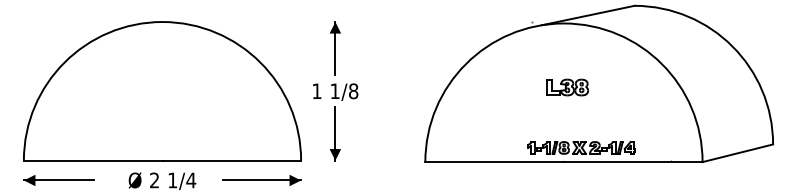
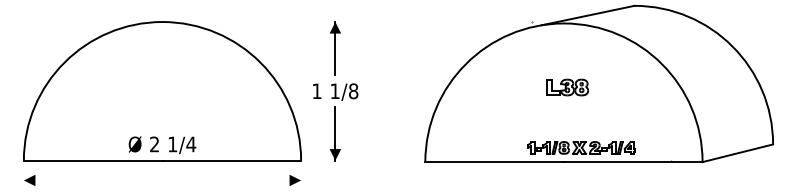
line: present -> none (58, 180)
line: present -> none (262, 180)
text position: (162, 181) -> (162, 145) (162, 145)
